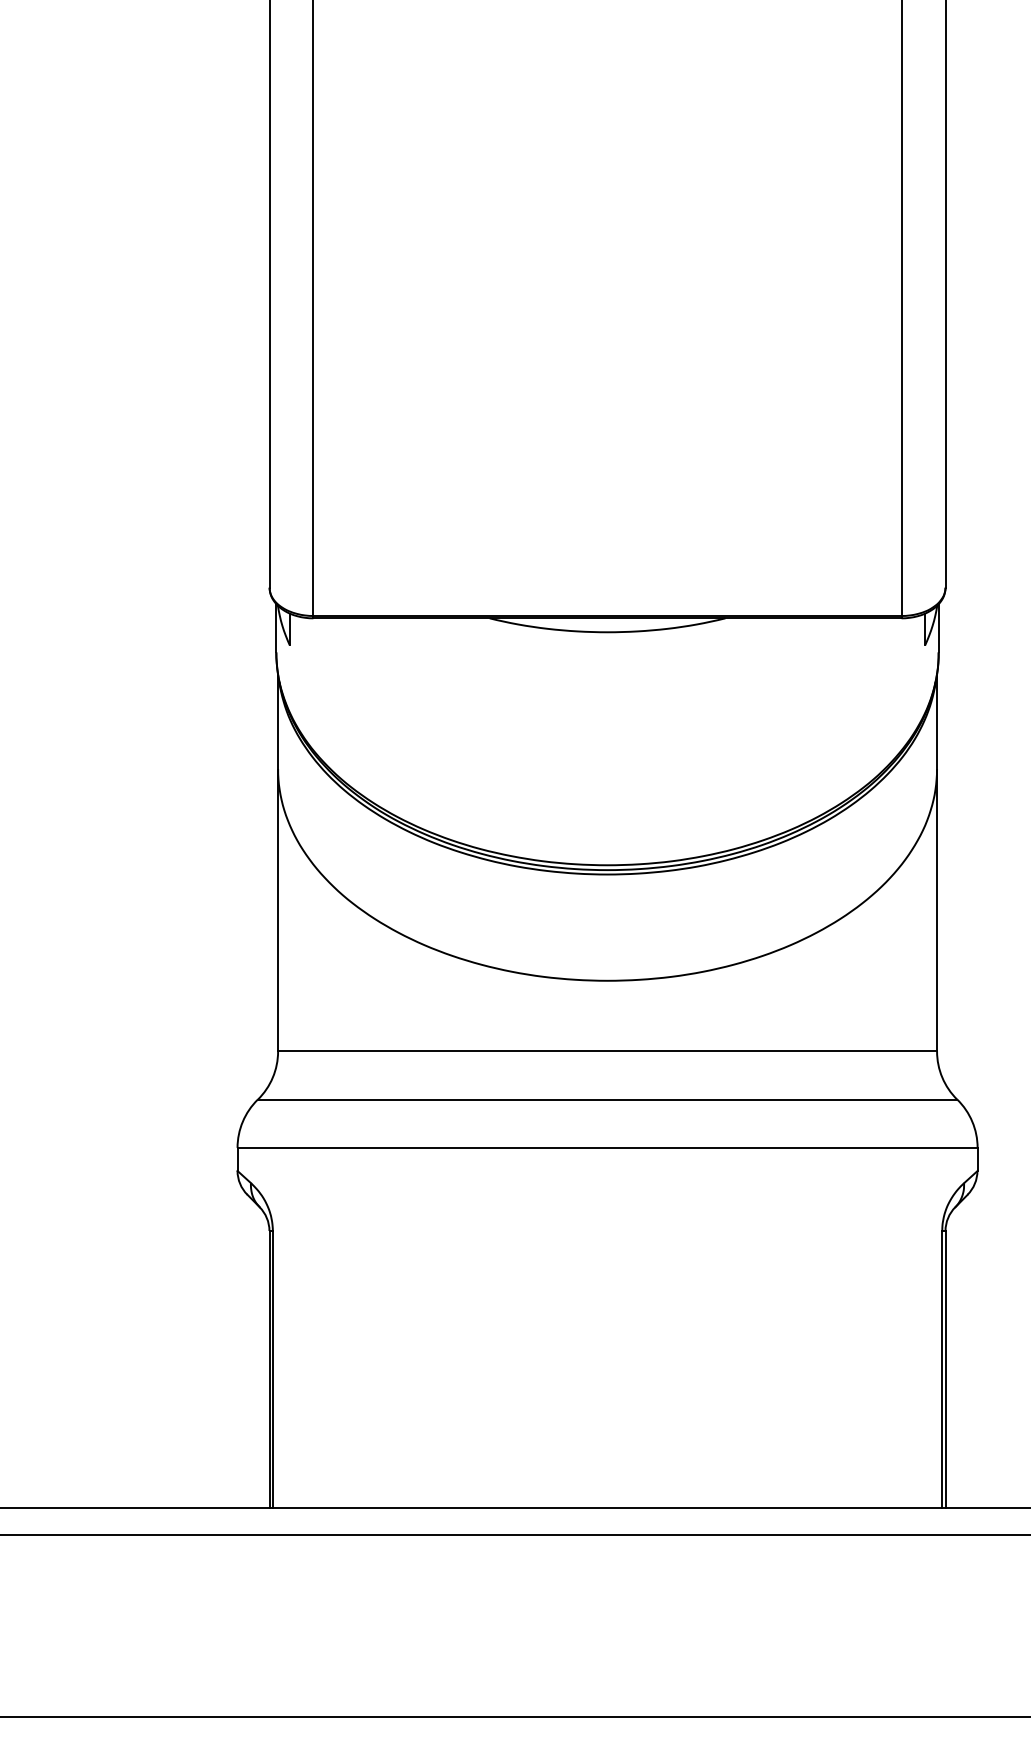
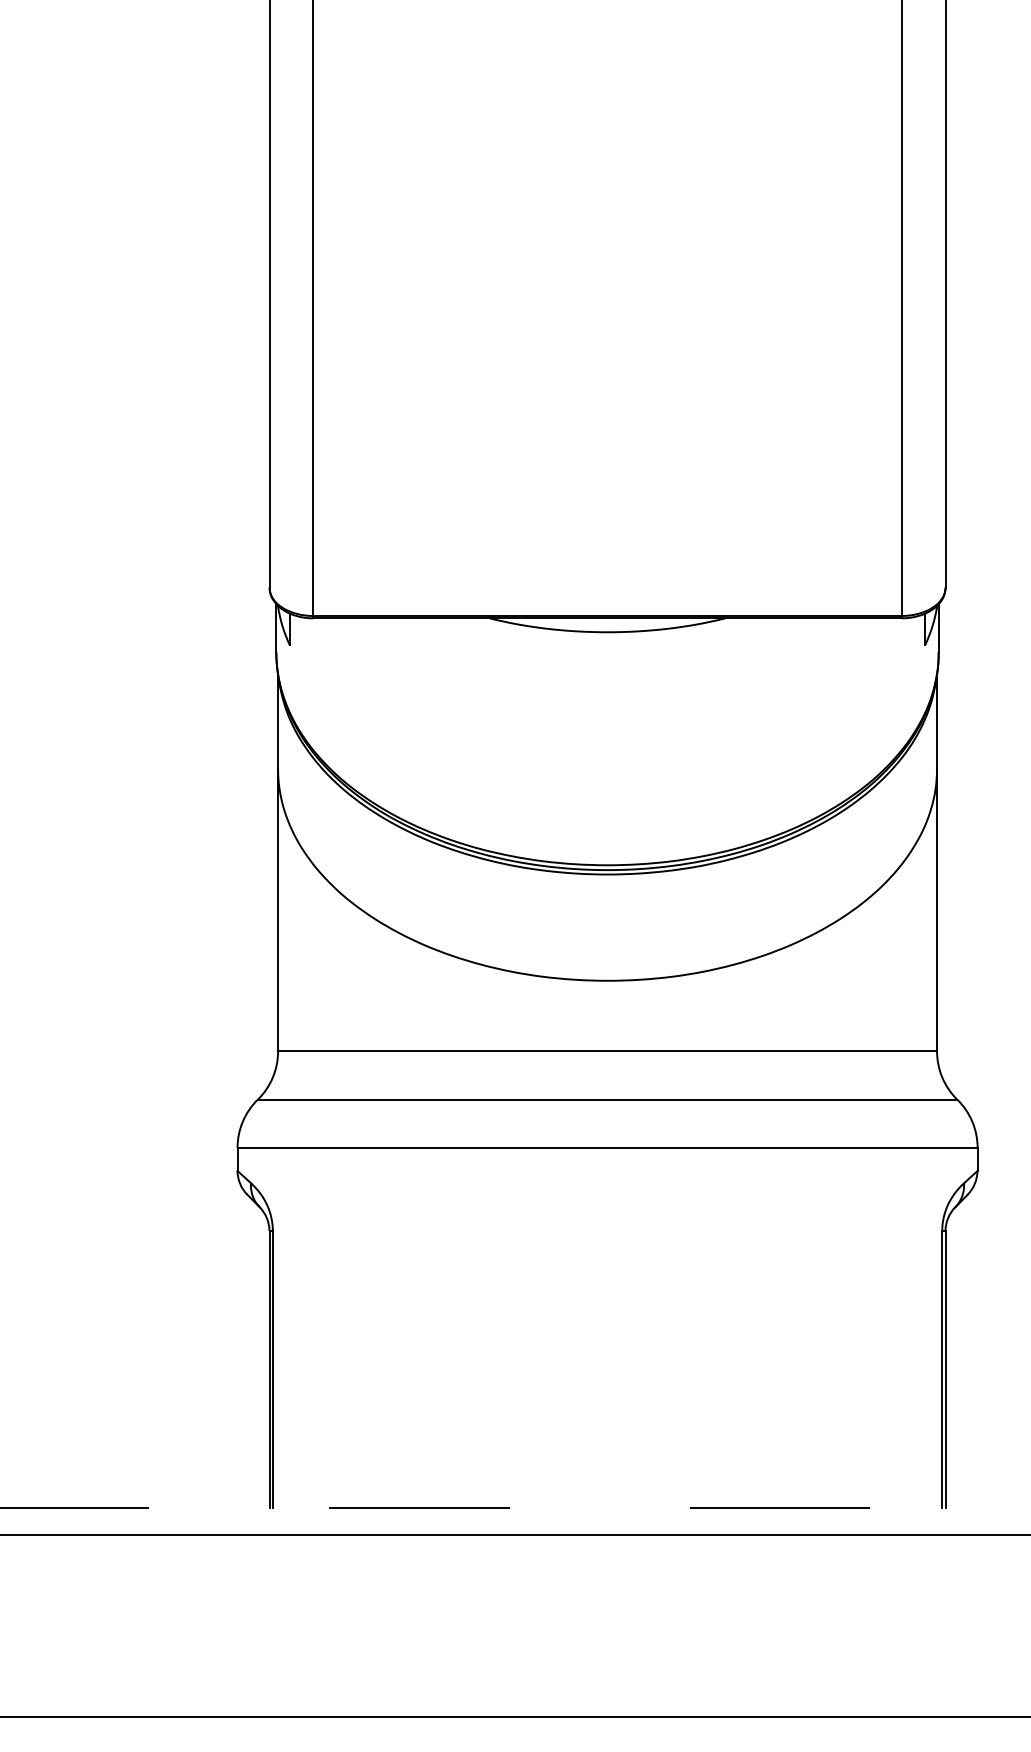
line: solid -> dashed (515, 1507)
